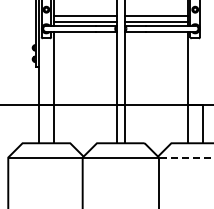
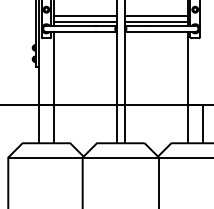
line: dashed -> solid (185, 157)
